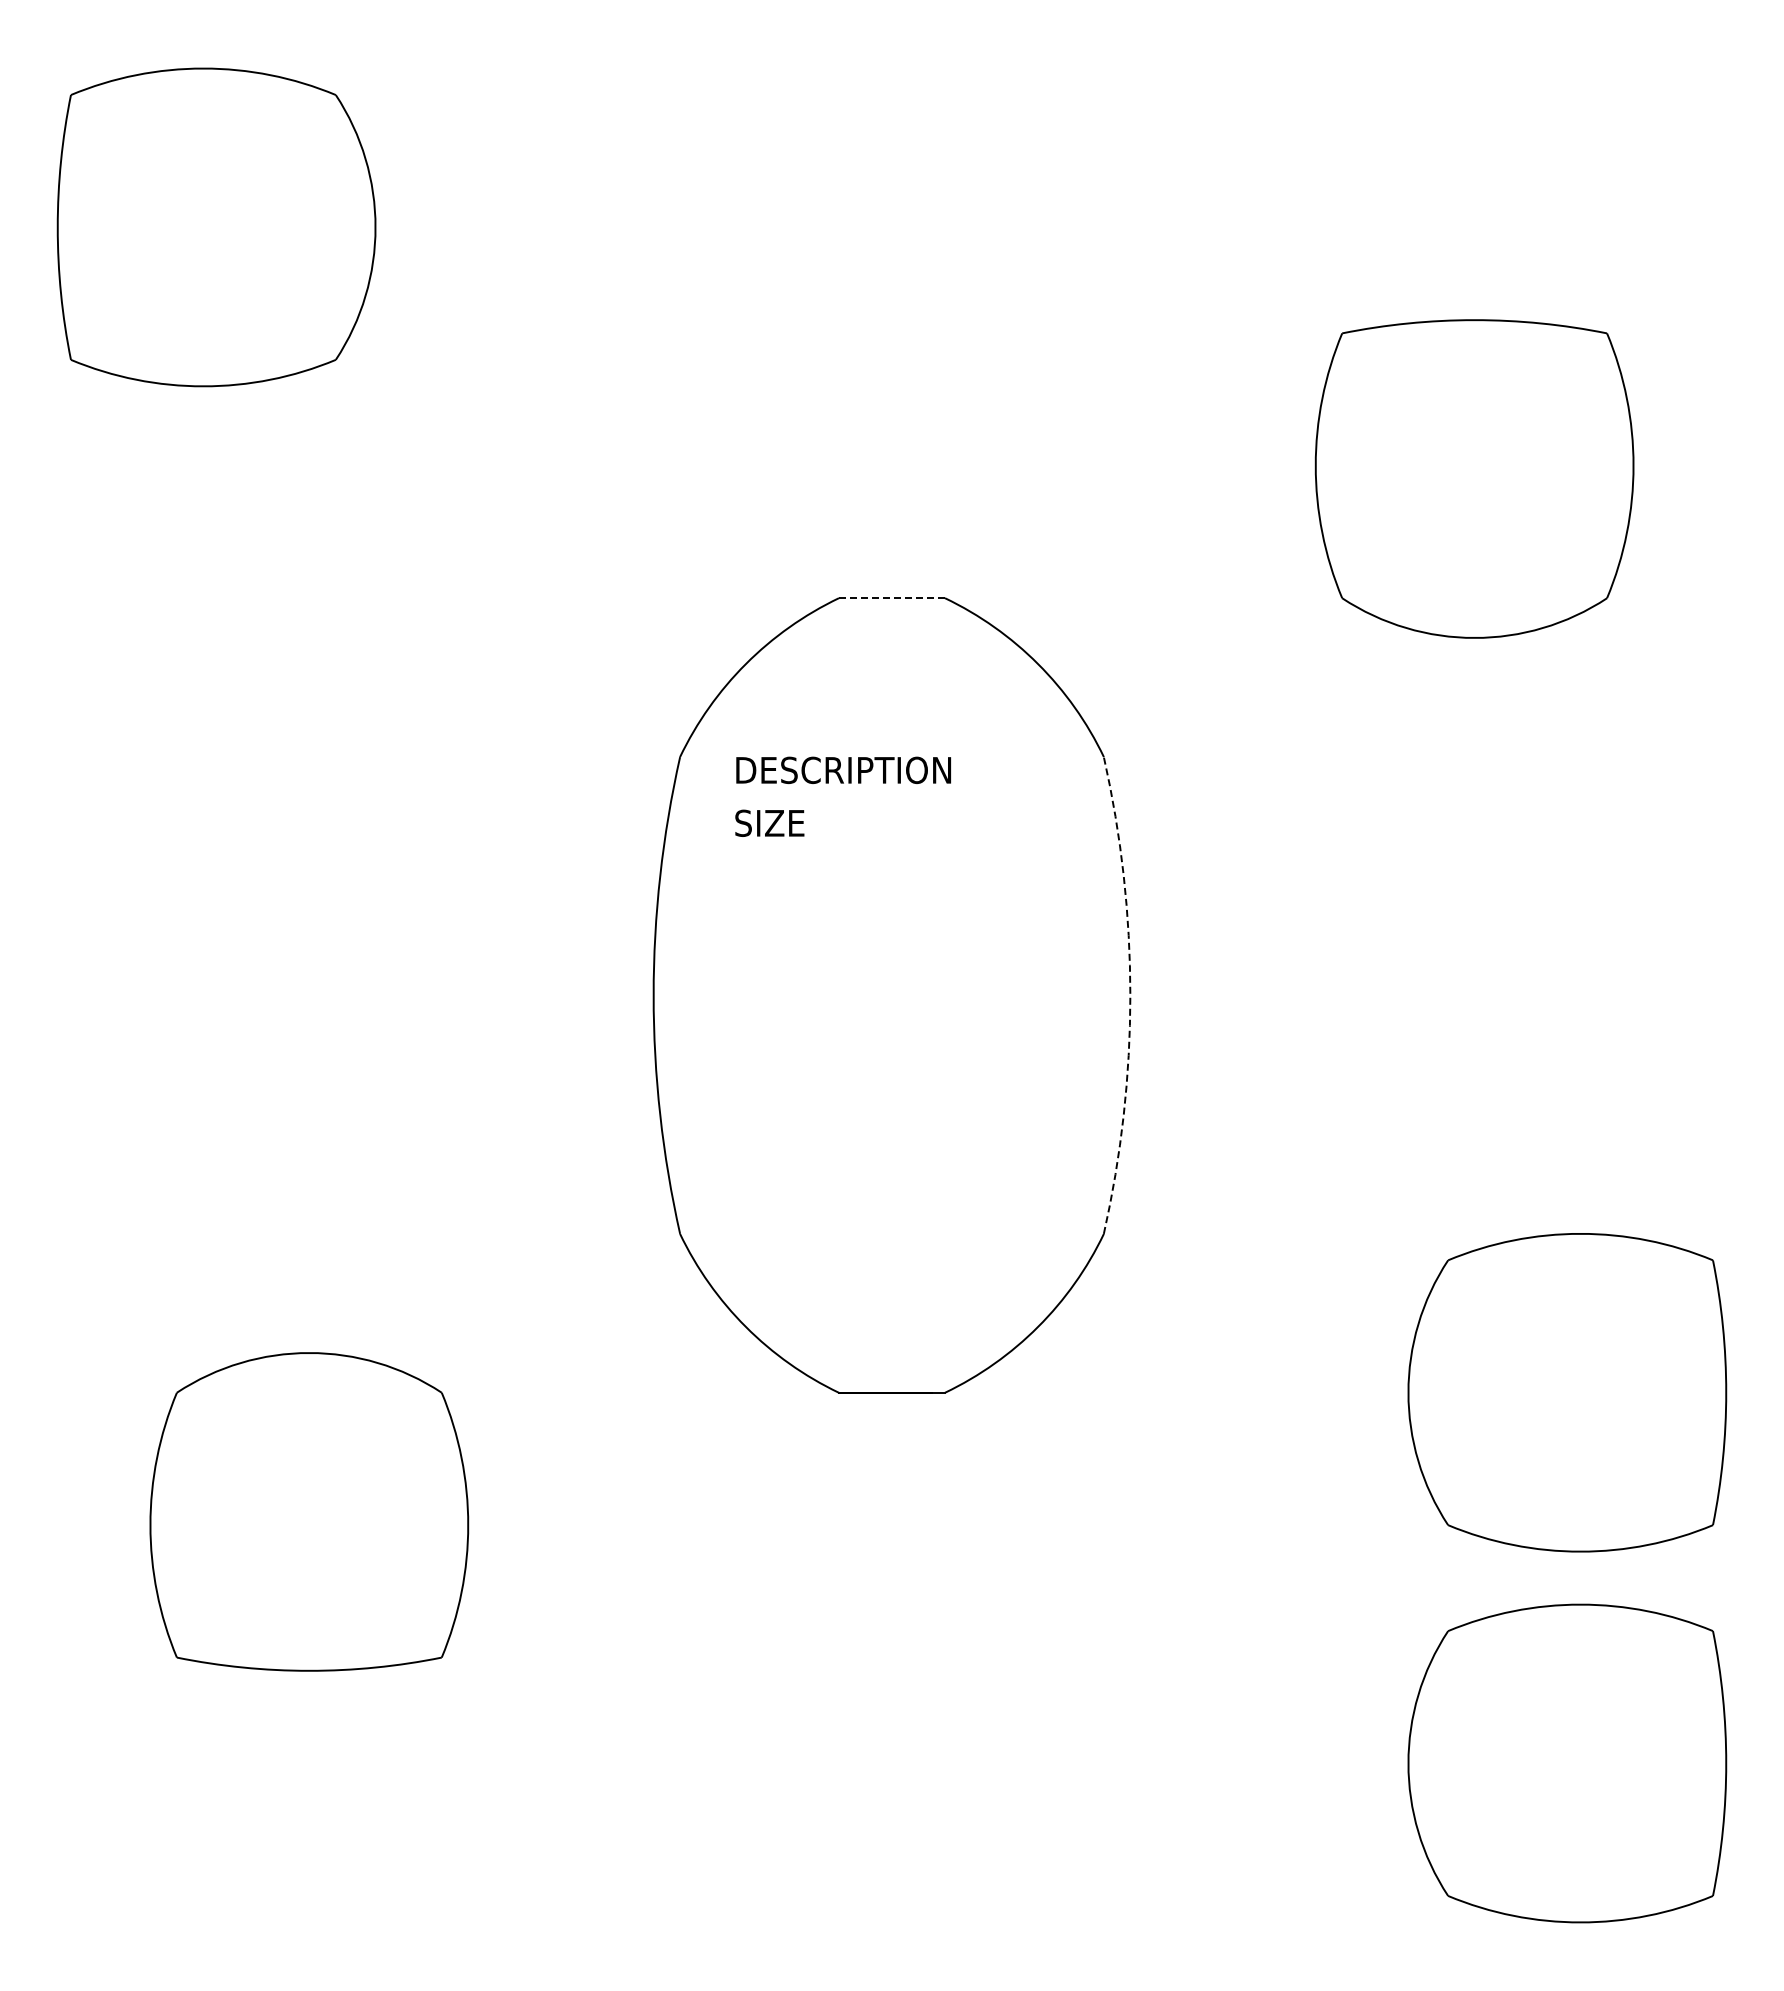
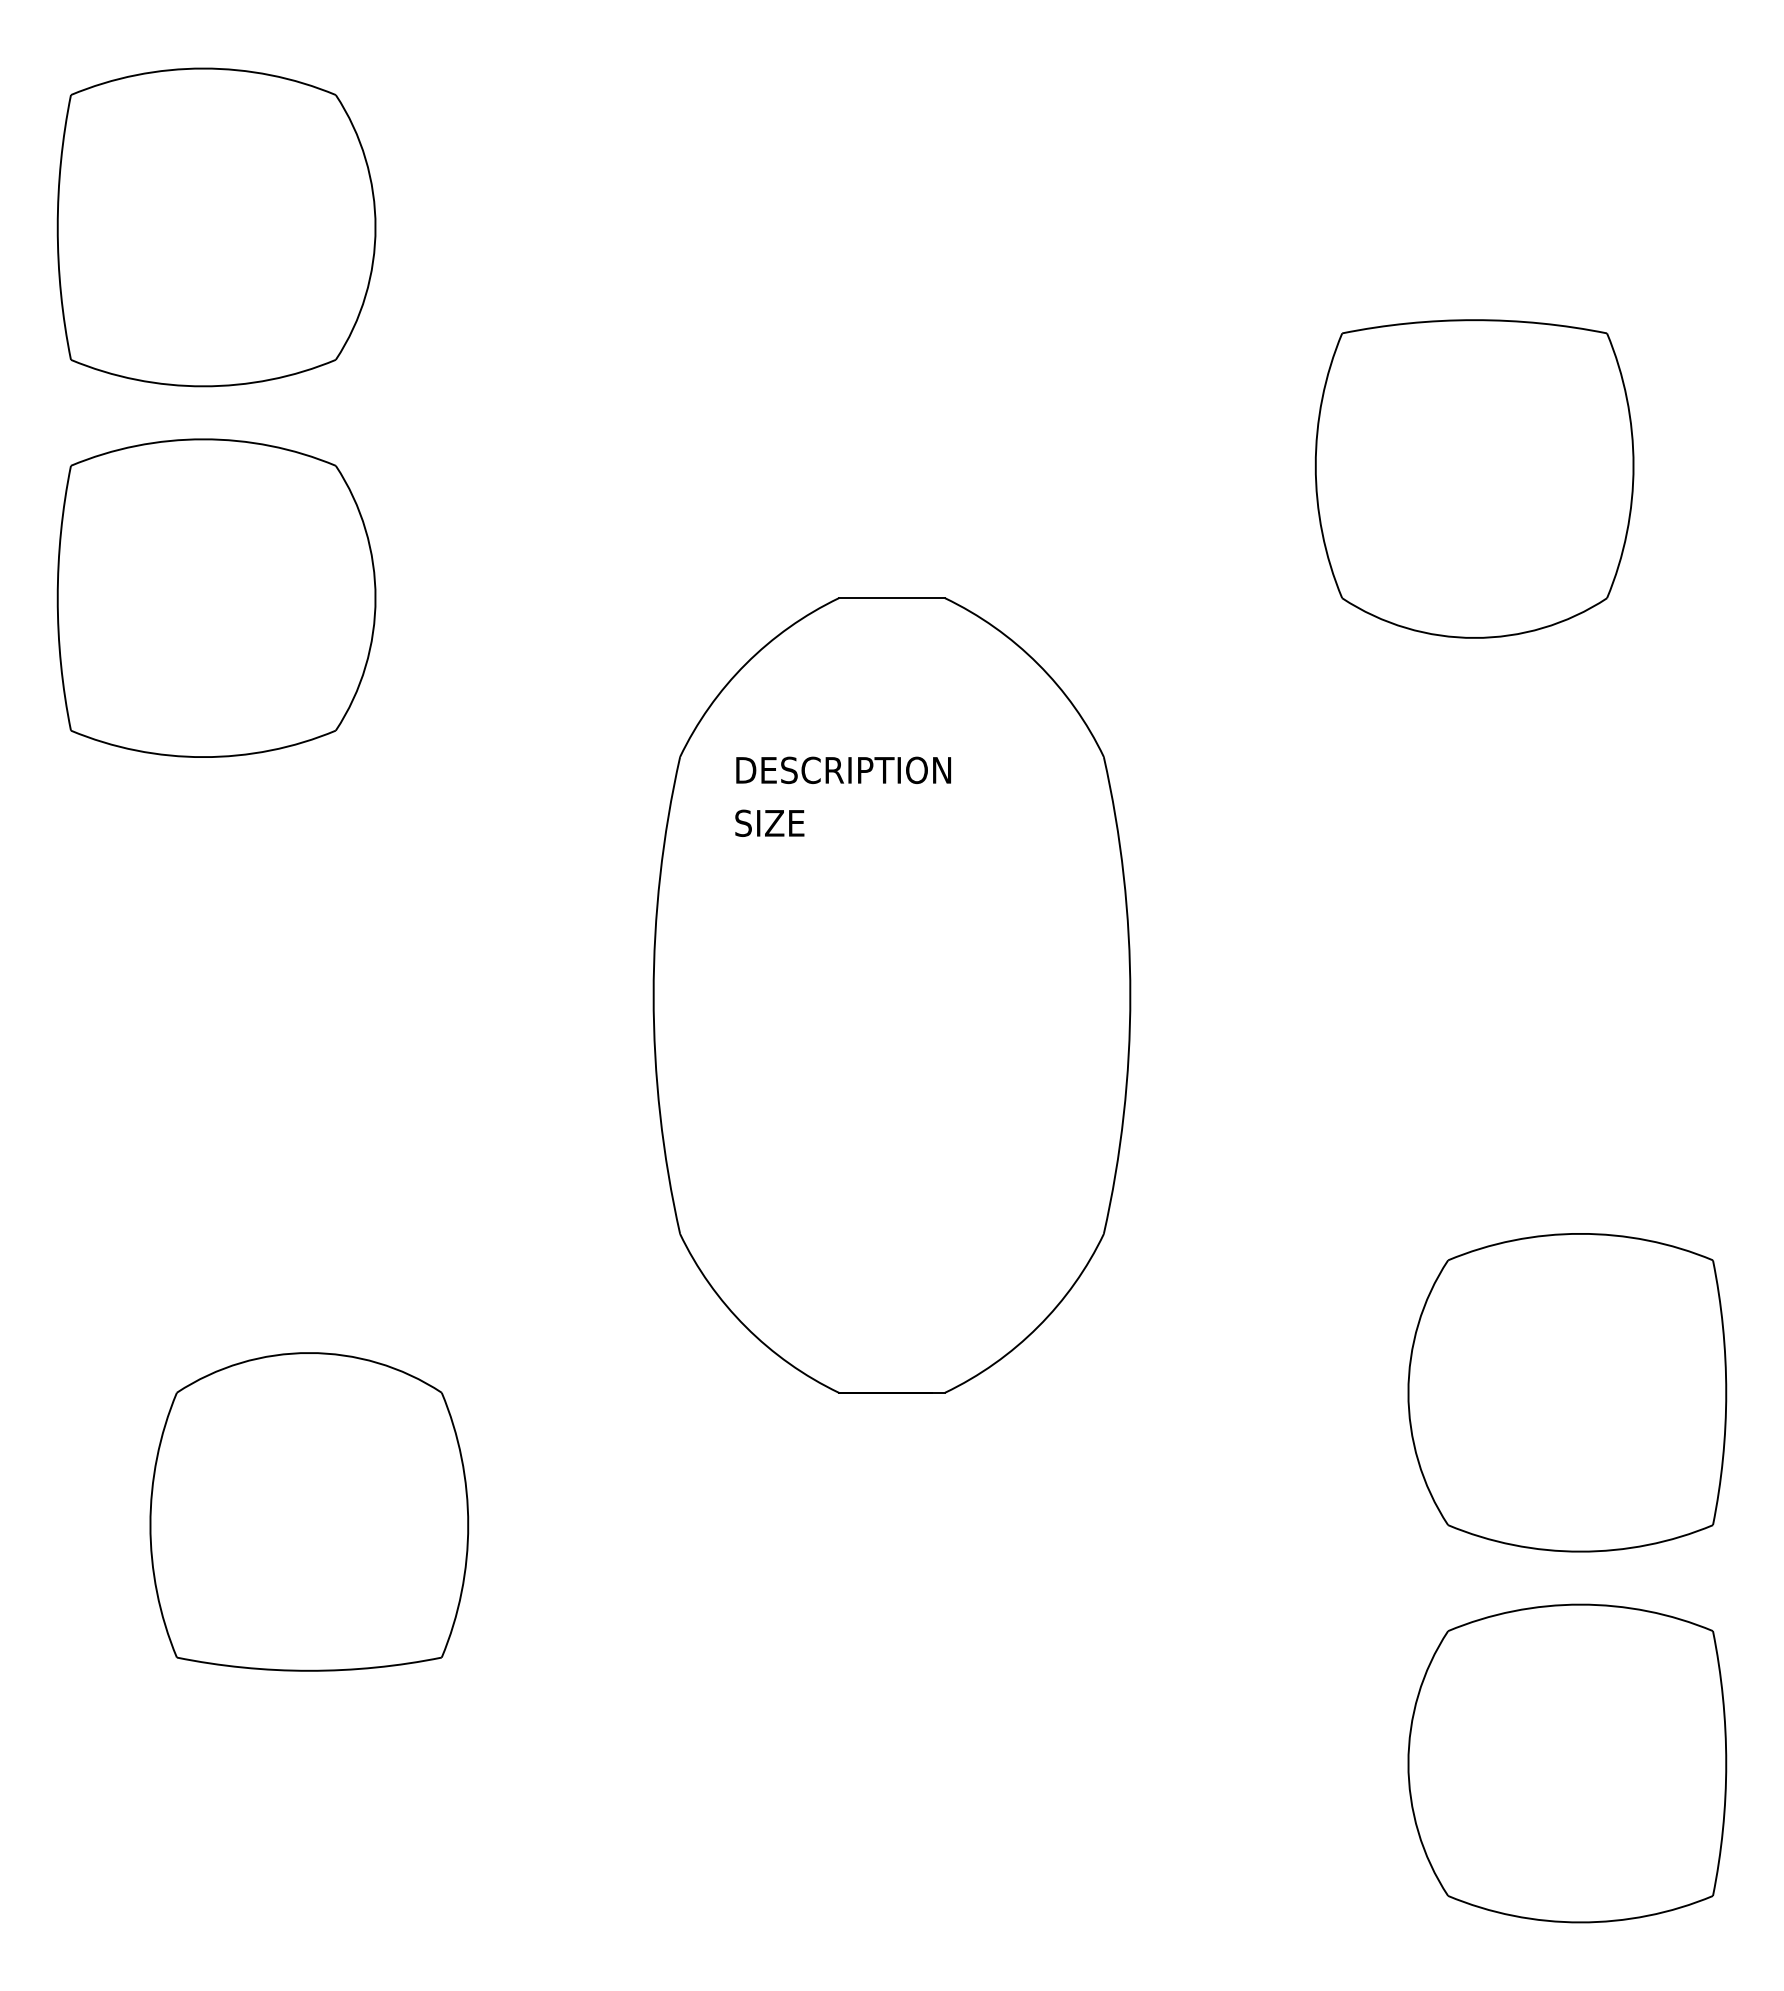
part: none -> present (216, 597)
line: dashed -> solid (892, 598)
arc: dashed -> solid (1130, 995)
